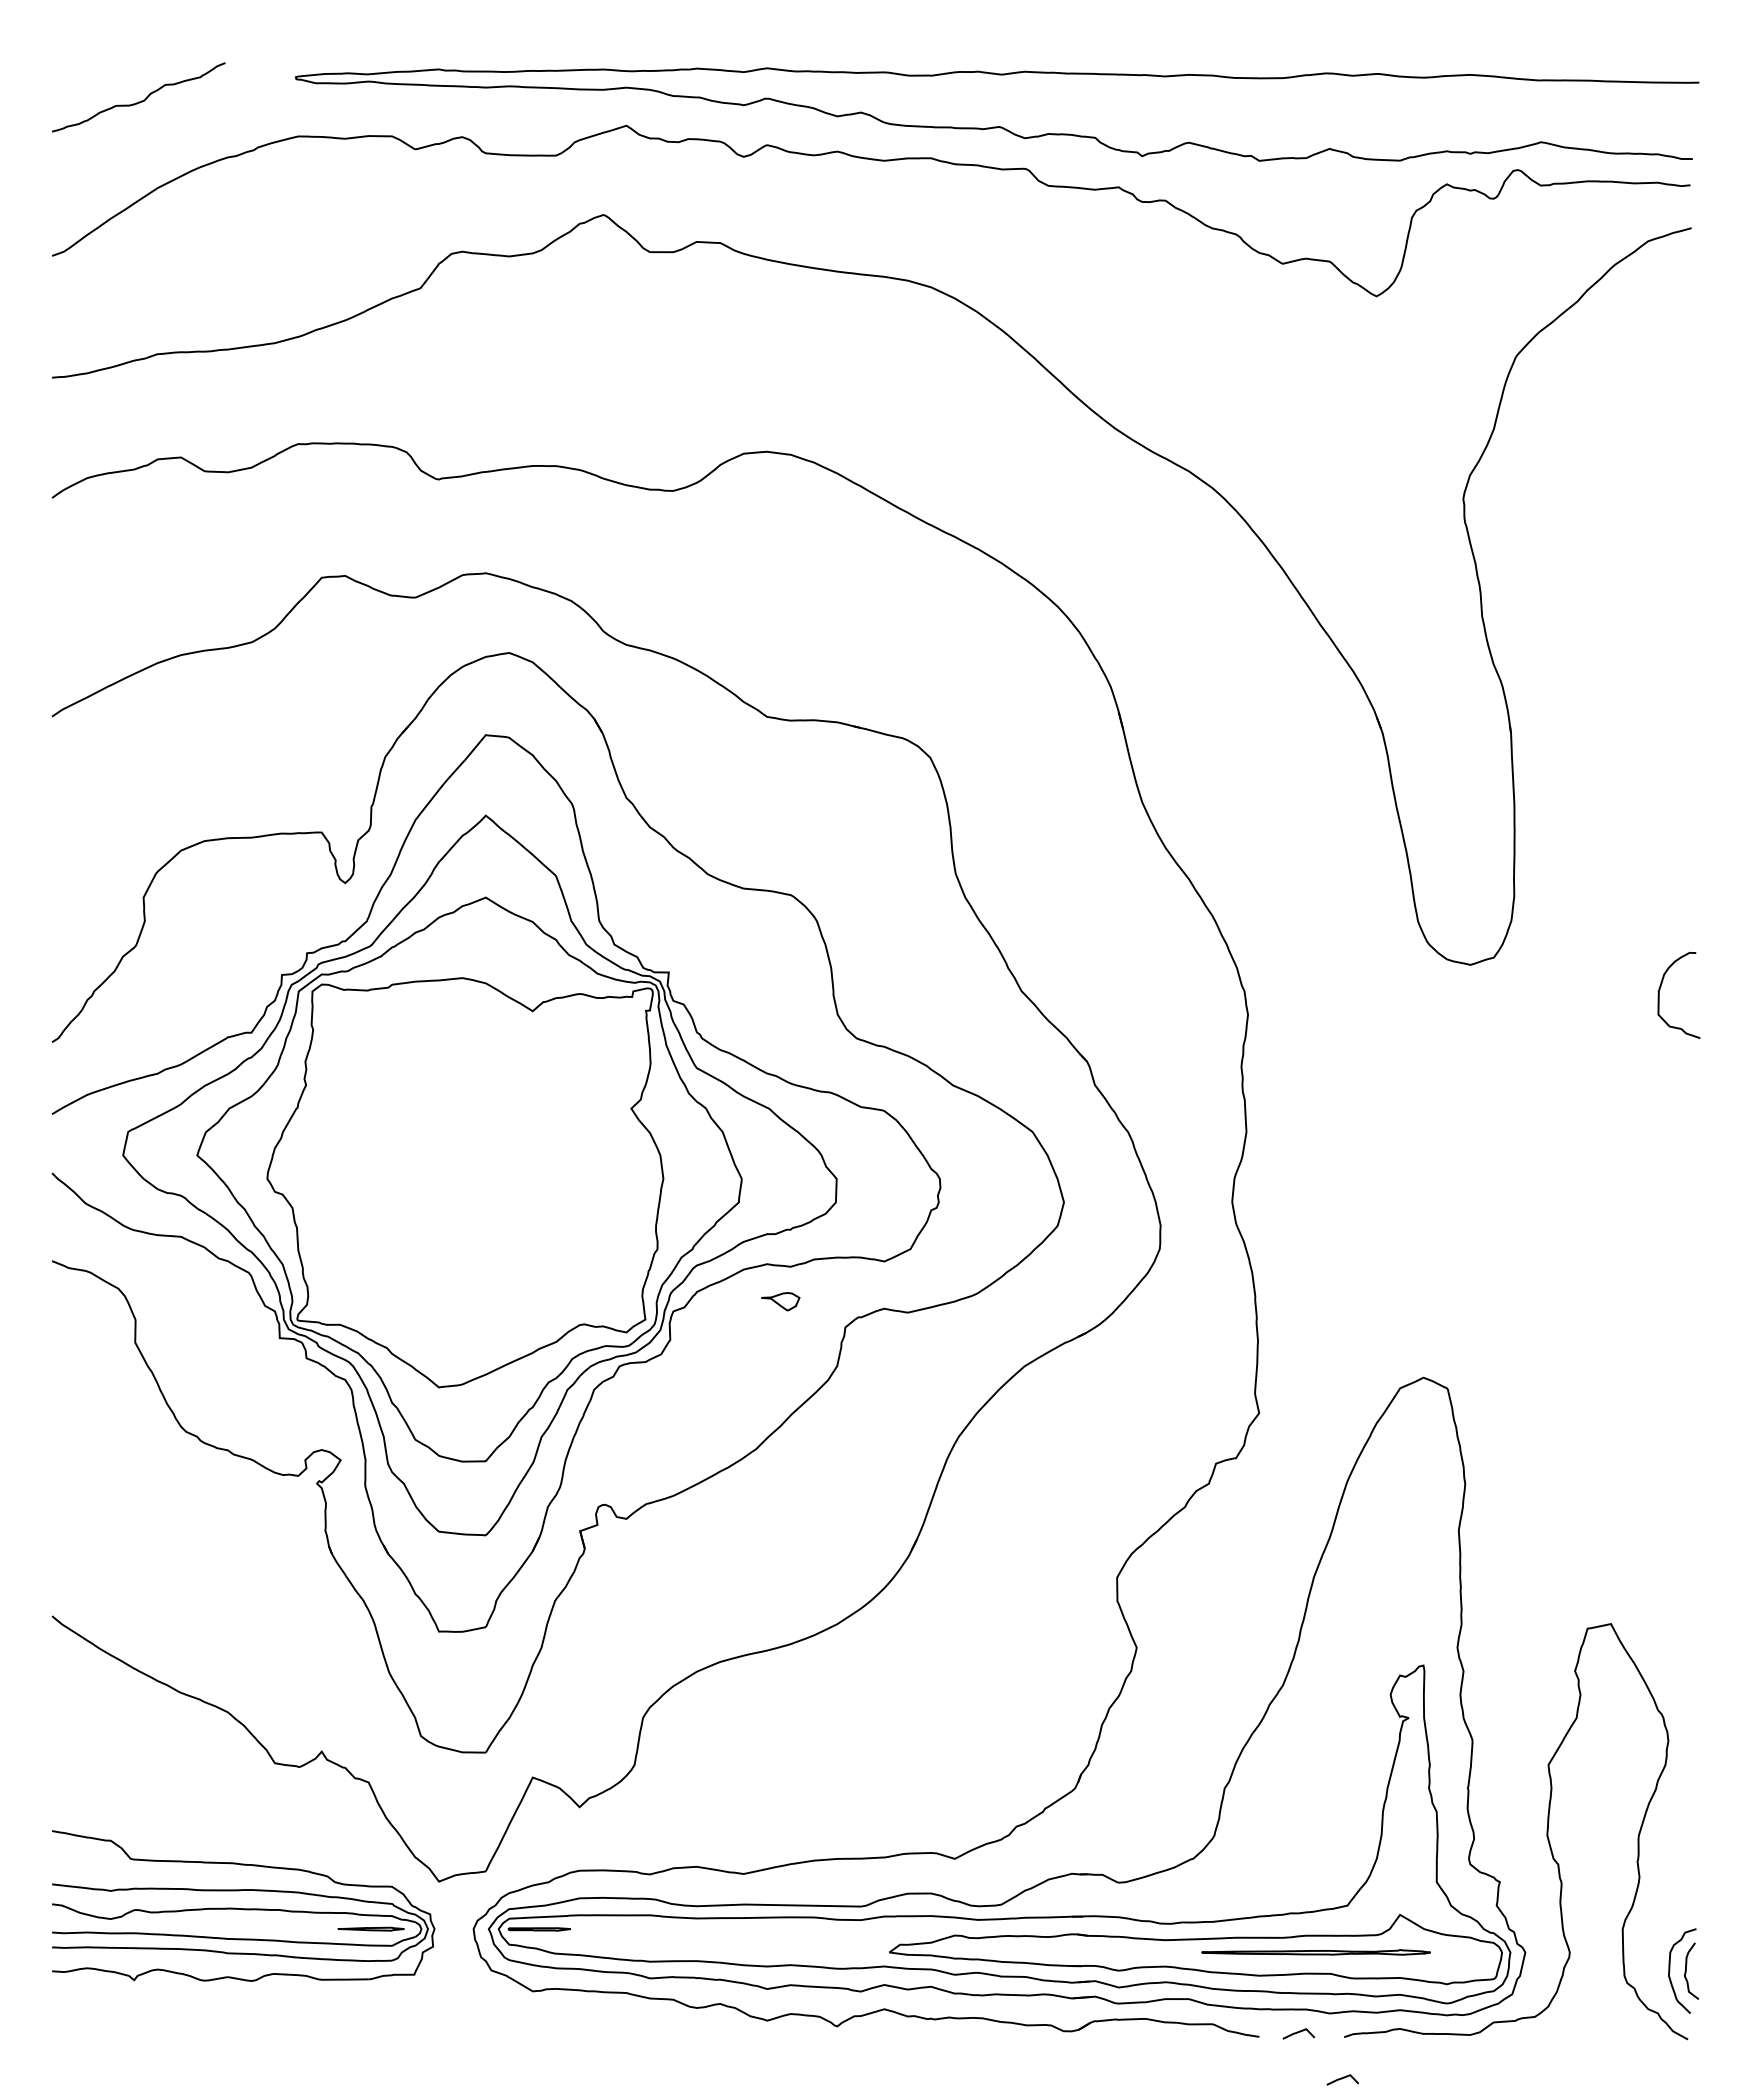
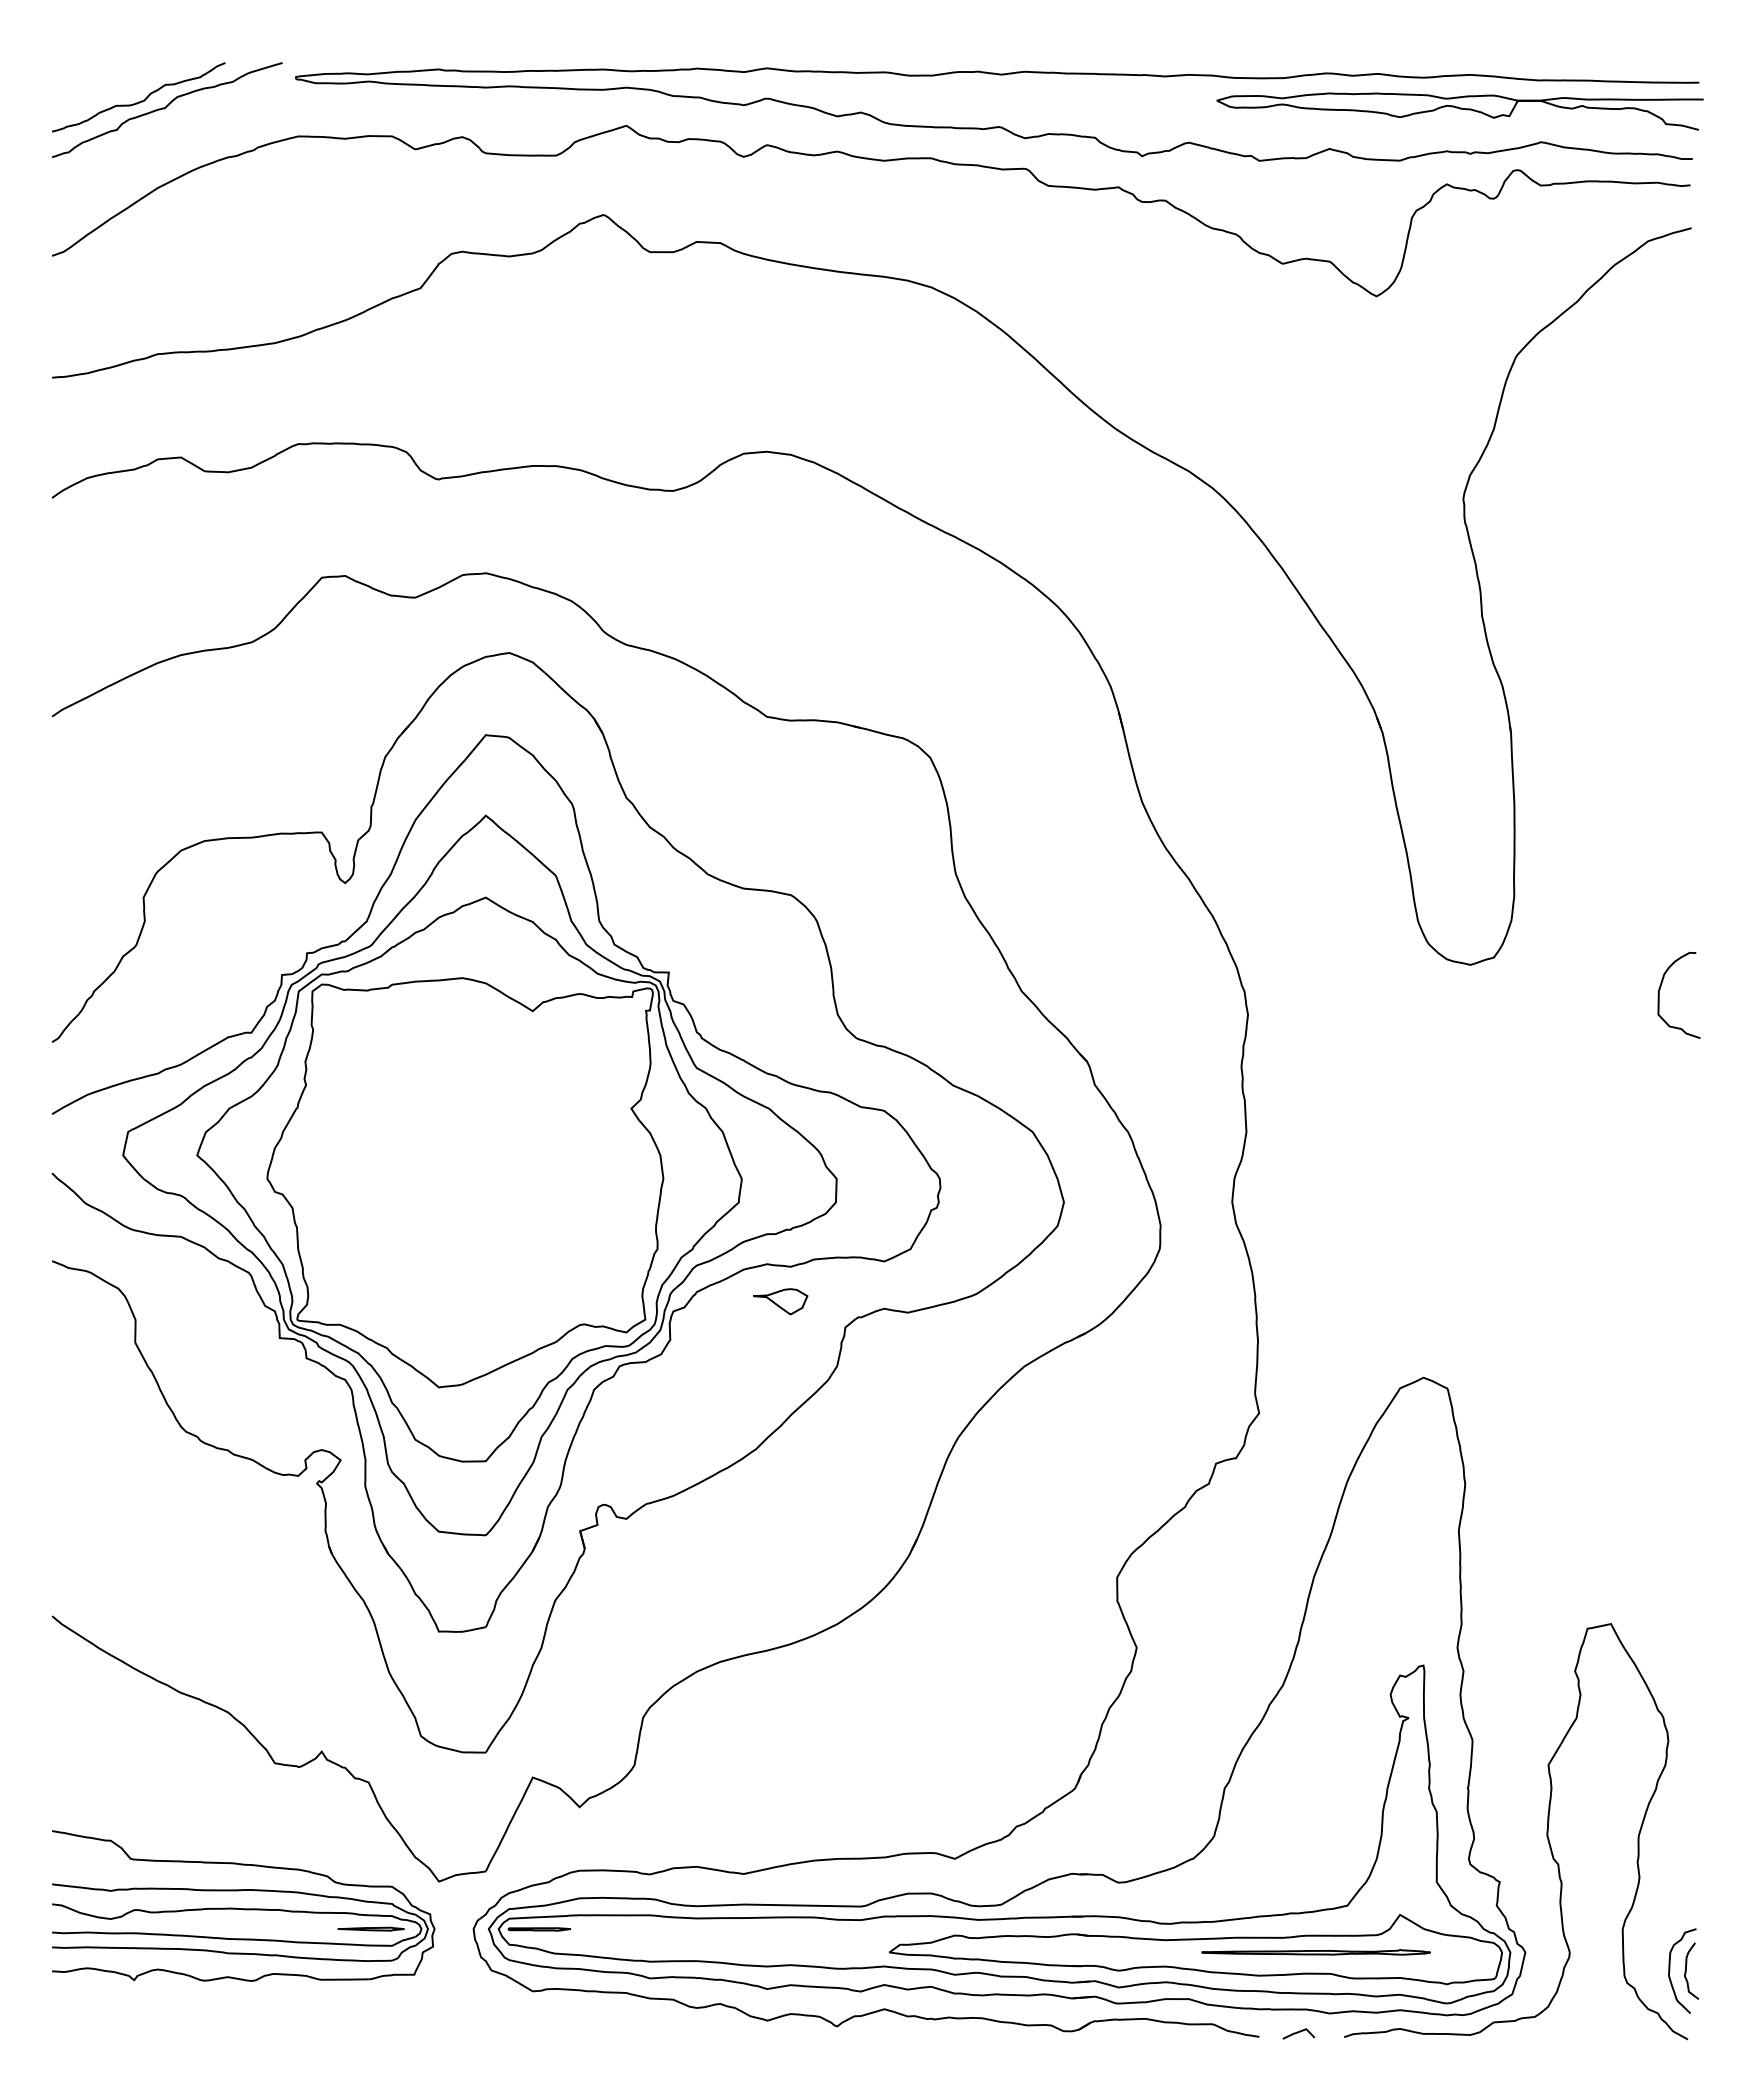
curve: none -> present (167, 107)
curve: none -> present (1459, 109)
part size: 40x20 px -> 56x28 px (780, 1301)
line: present -> none (1342, 2079)
